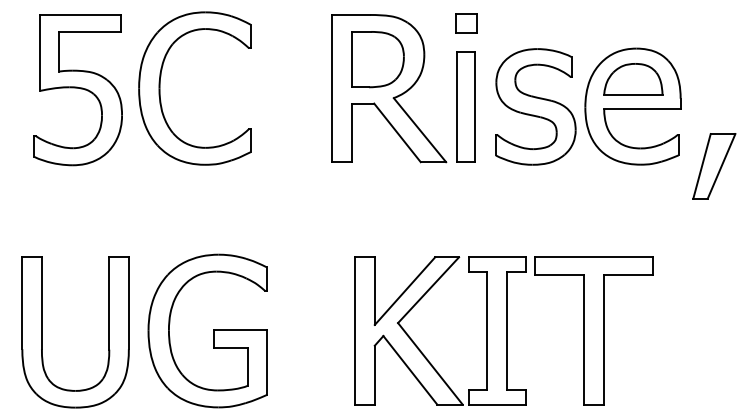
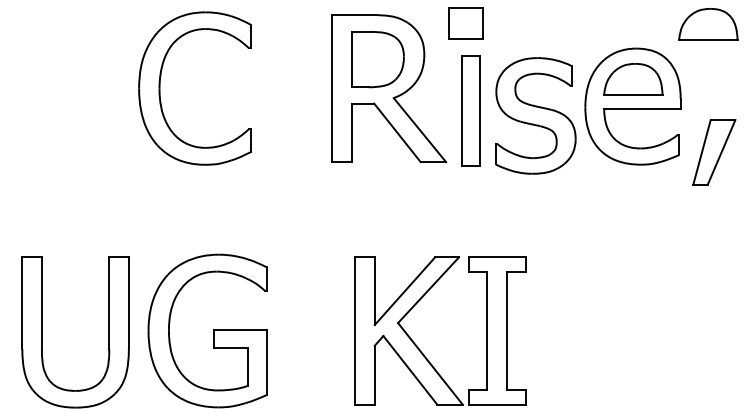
part size: 23x21 px -> 36x33 px (465, 23)
part: none -> present (708, 24)
part: present -> none (77, 90)
part position: (465, 106) -> (470, 110) (470, 110)
part position: (535, 106) -> (535, 115) (535, 115)
part position: (714, 166) -> (714, 152) (714, 152)
part: present -> none (593, 330)
